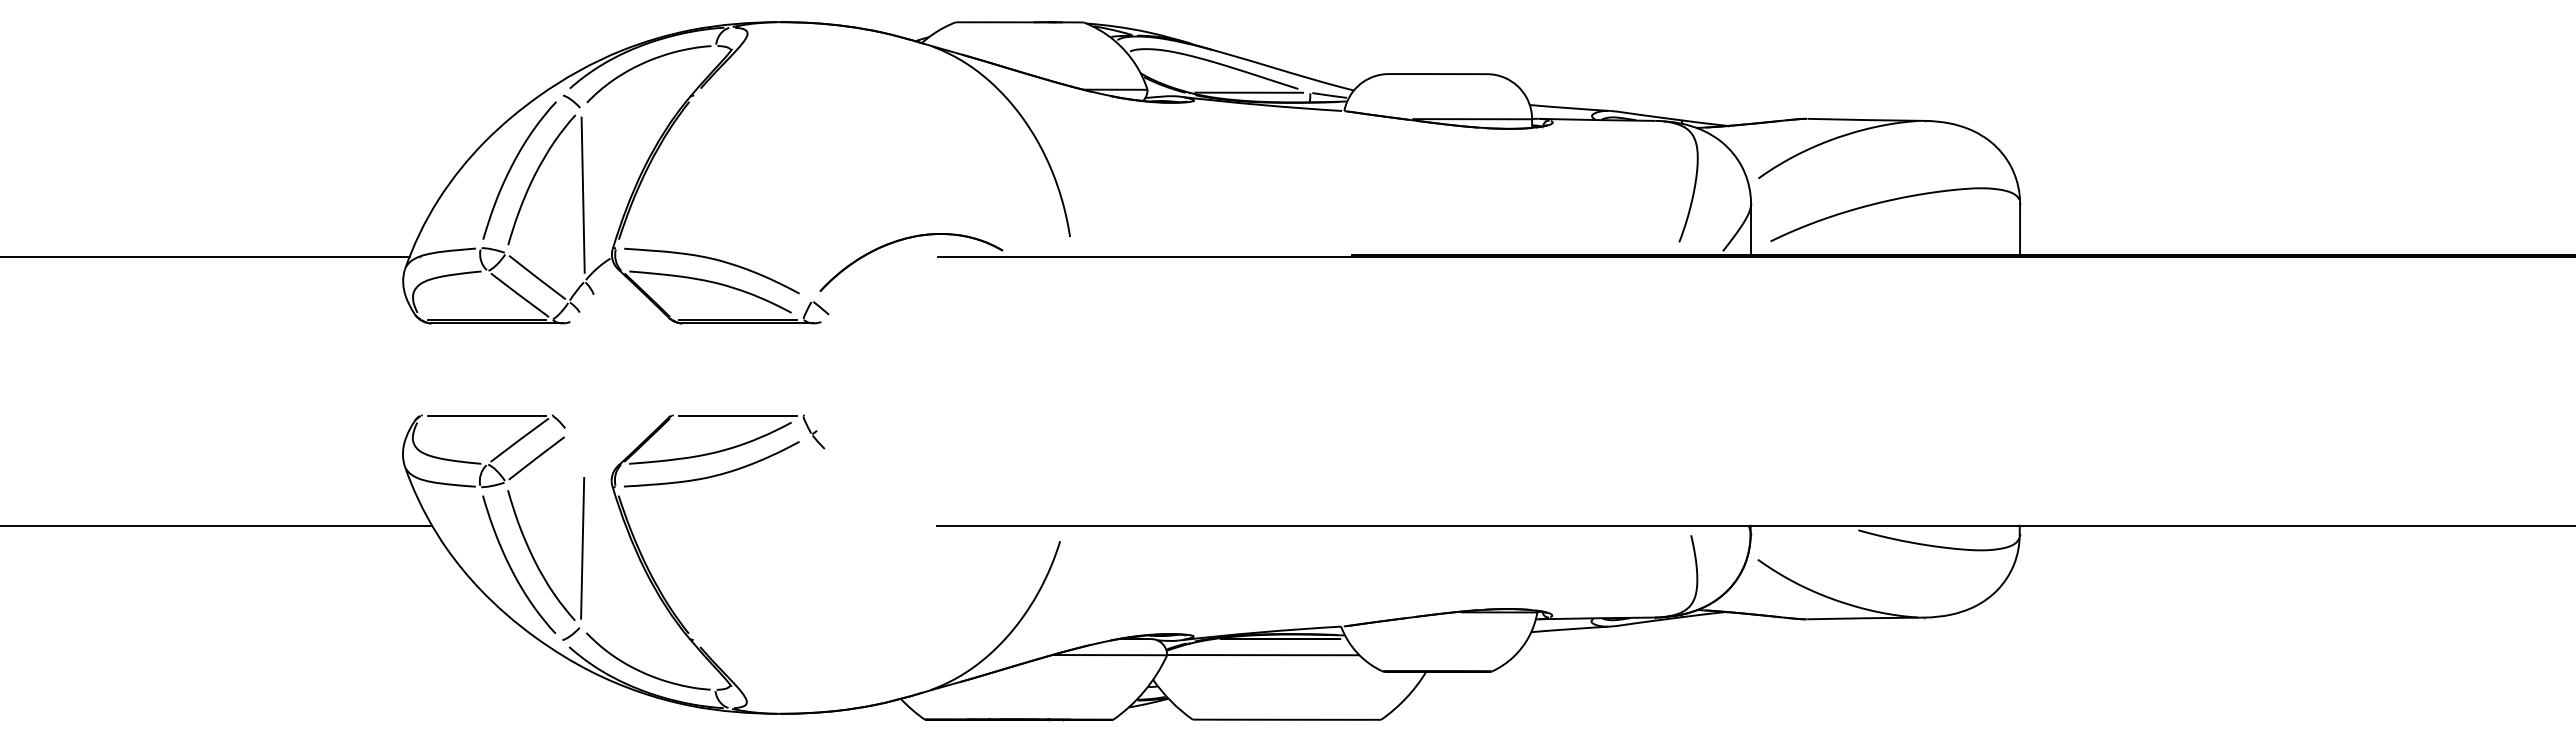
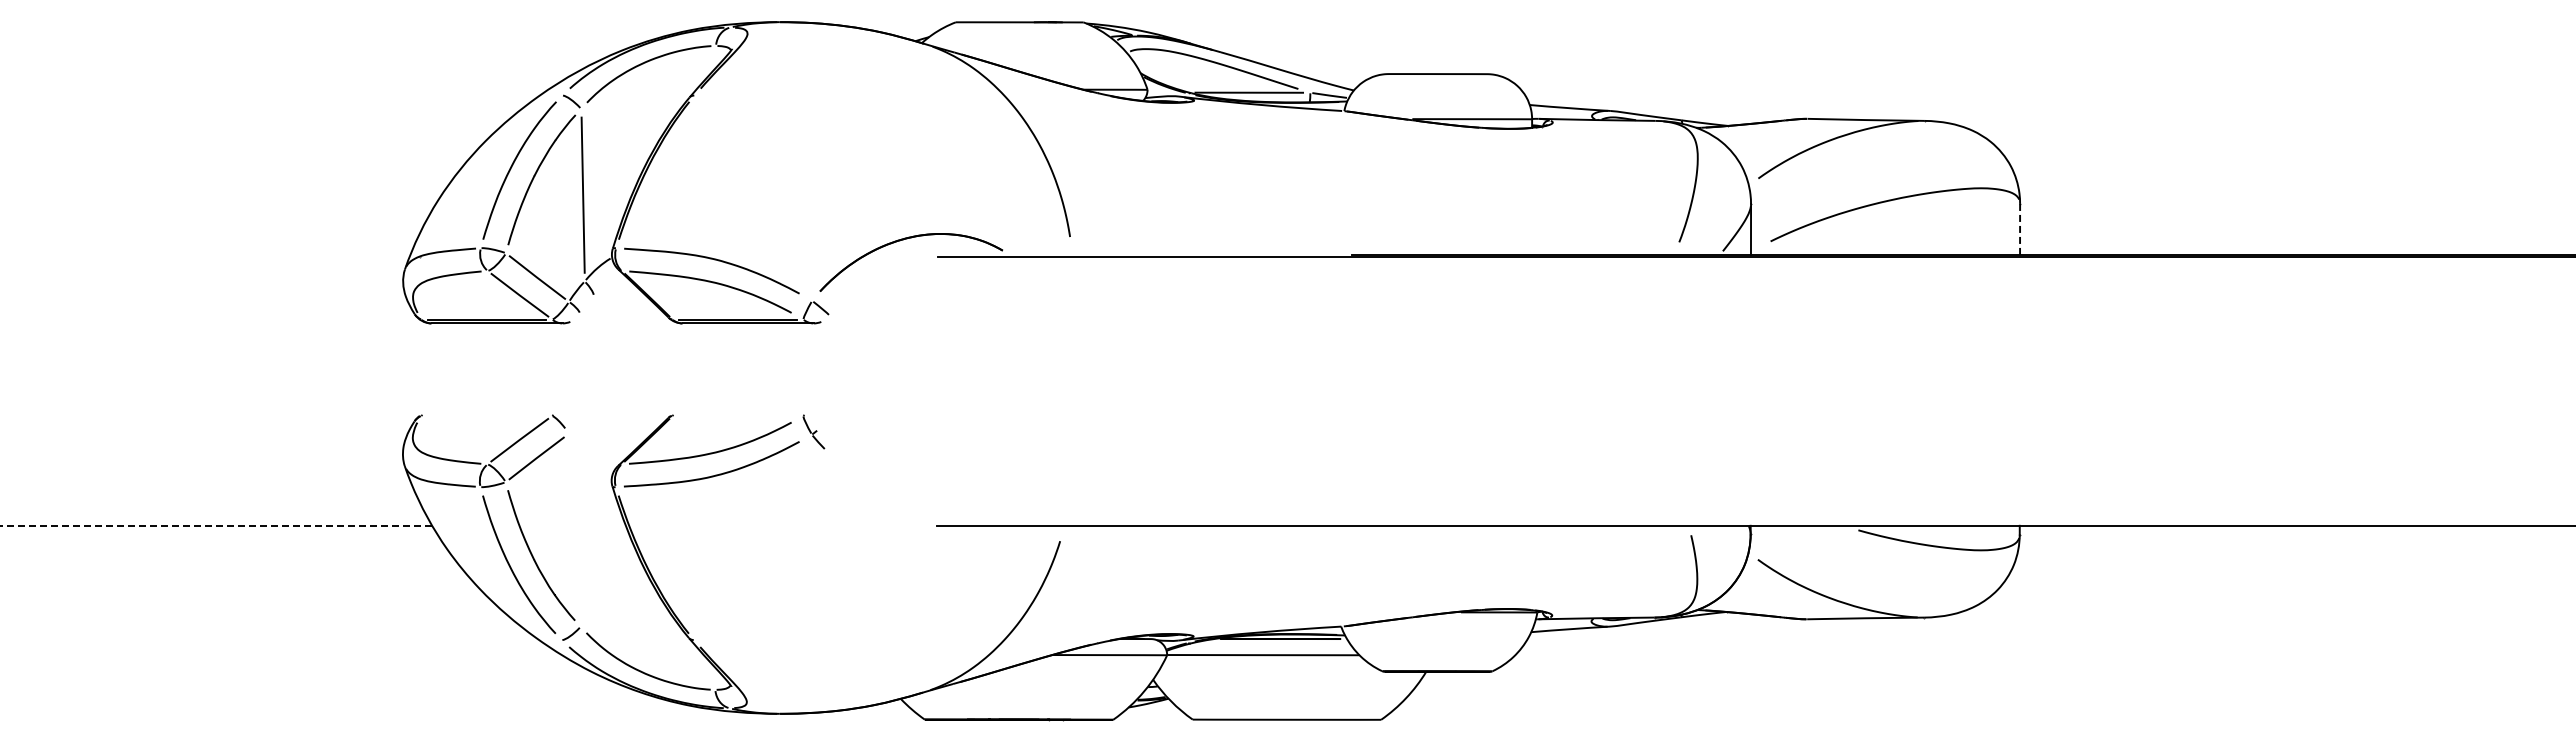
line: solid -> dashed (2020, 229)
line: present -> none (205, 256)
line: present -> none (486, 416)
line: present -> none (737, 416)
line: solid -> dashed (216, 525)
line: present -> none (582, 547)
